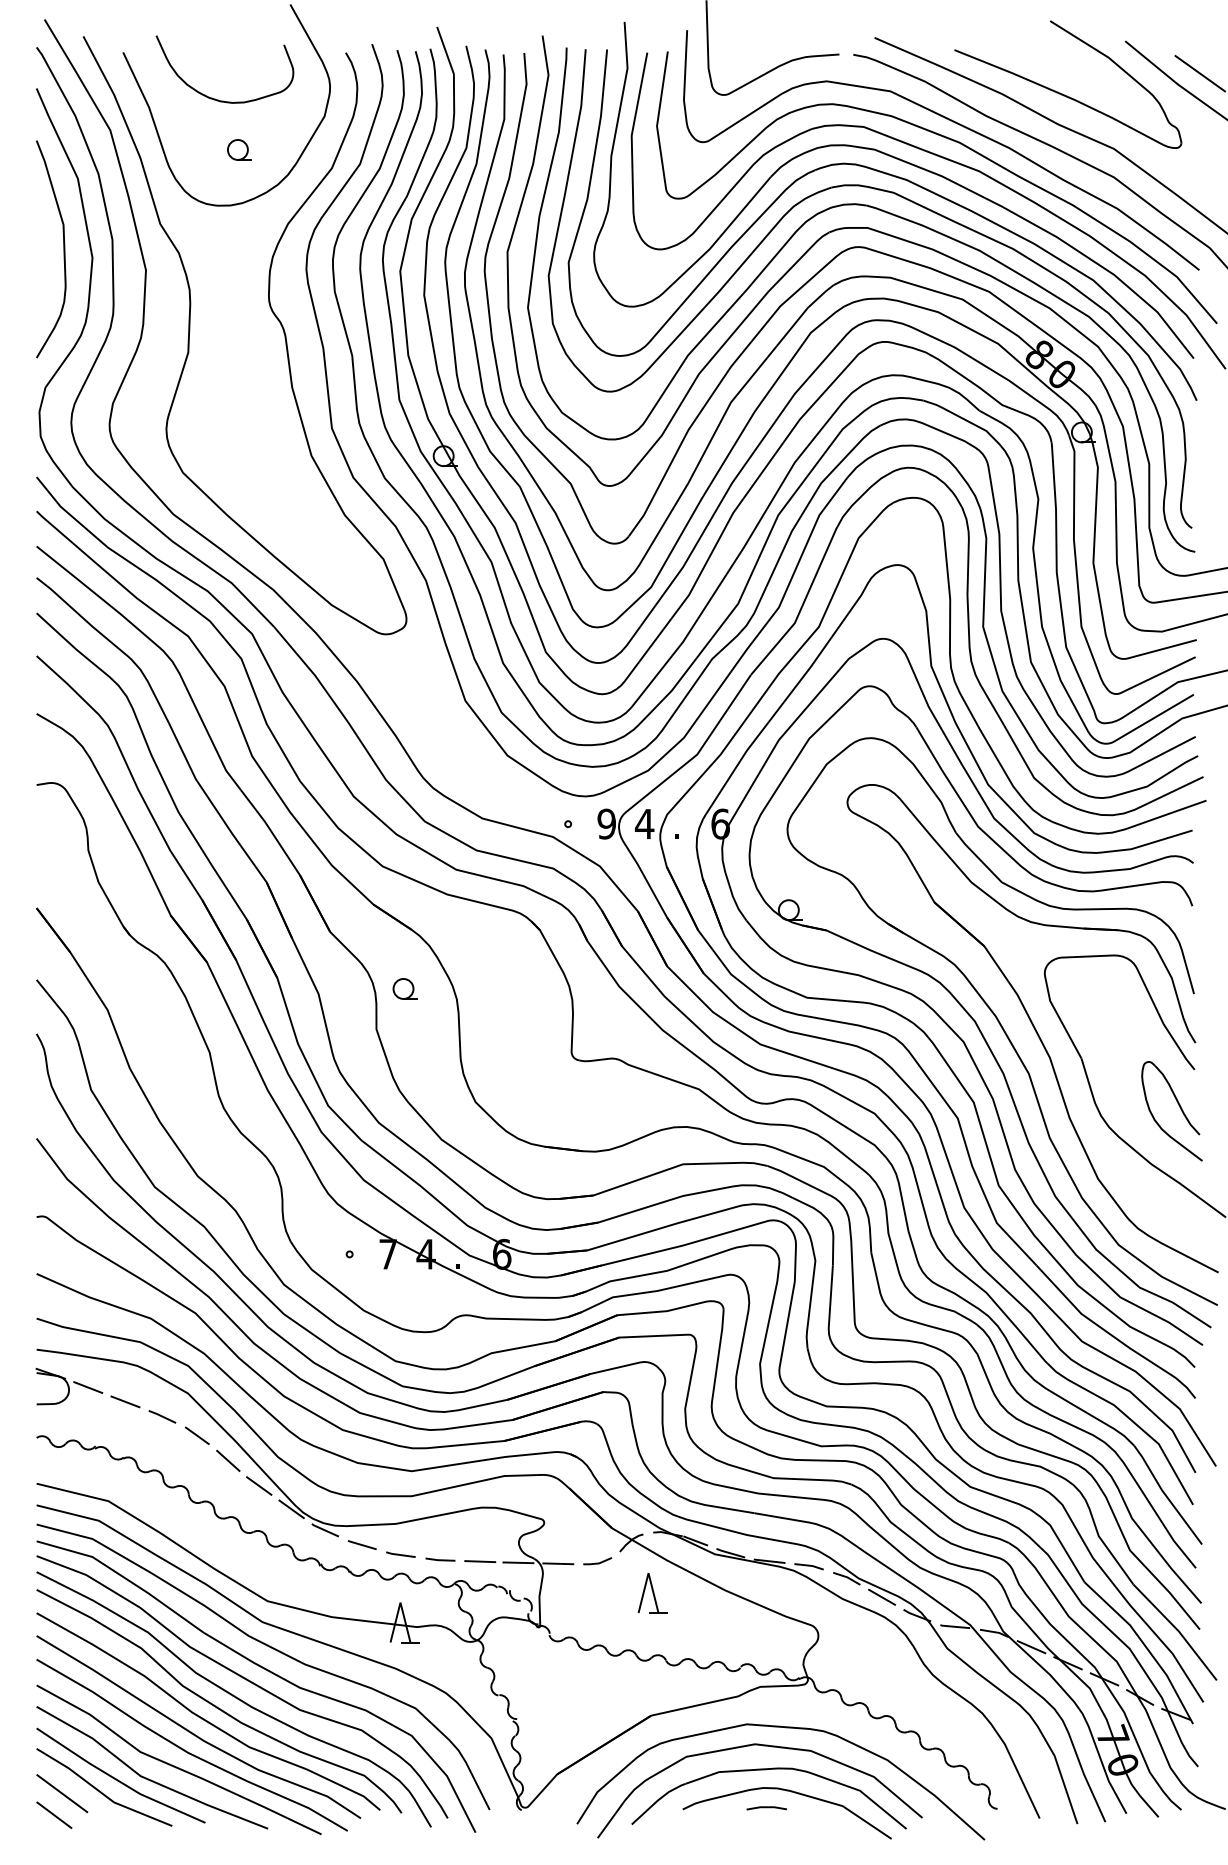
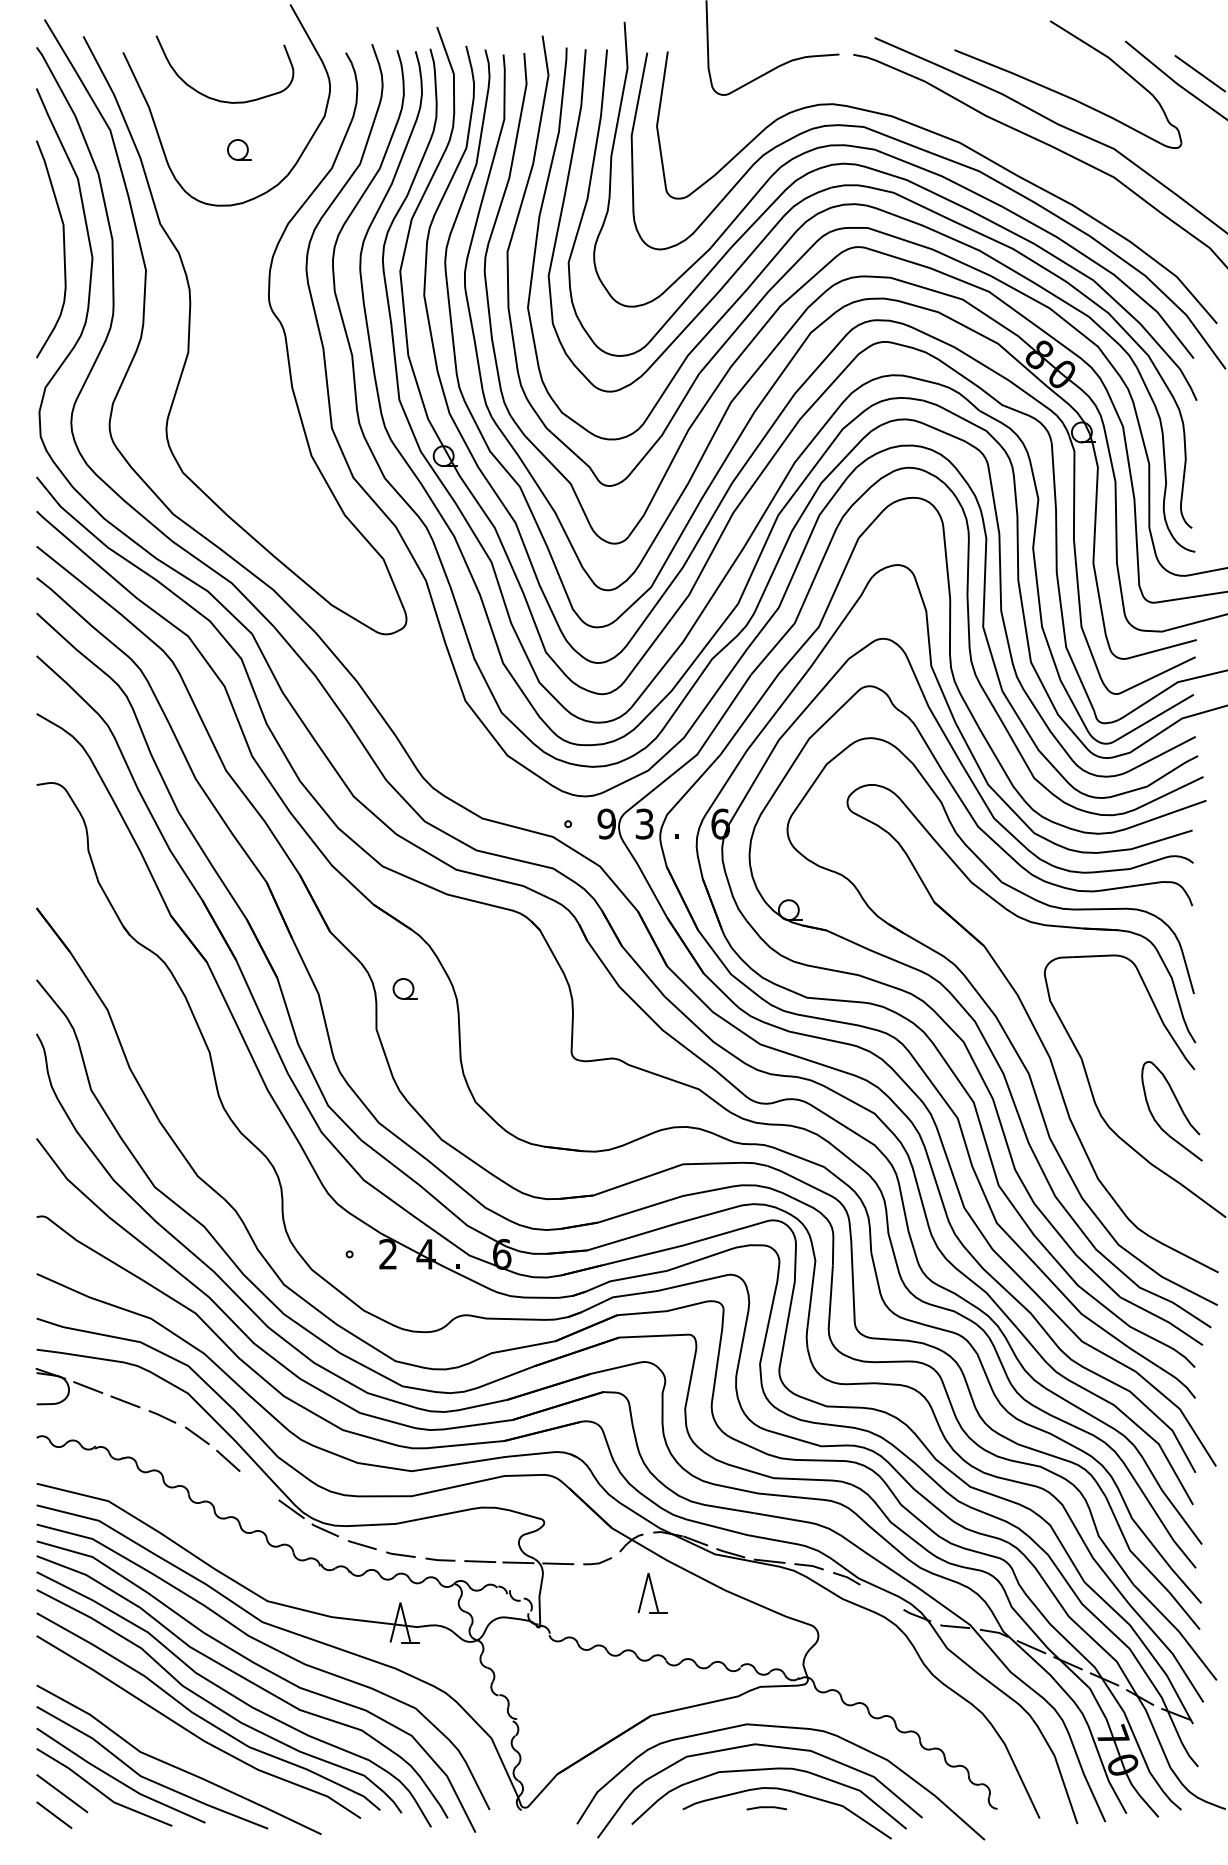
curve: present -> none (952, 122)
text: 4 -> 3 (644, 823)
text: 7 -> 2 (387, 1253)
line: present -> none (259, 1485)
line: present -> none (881, 1596)
curve: present -> none (188, 1751)
